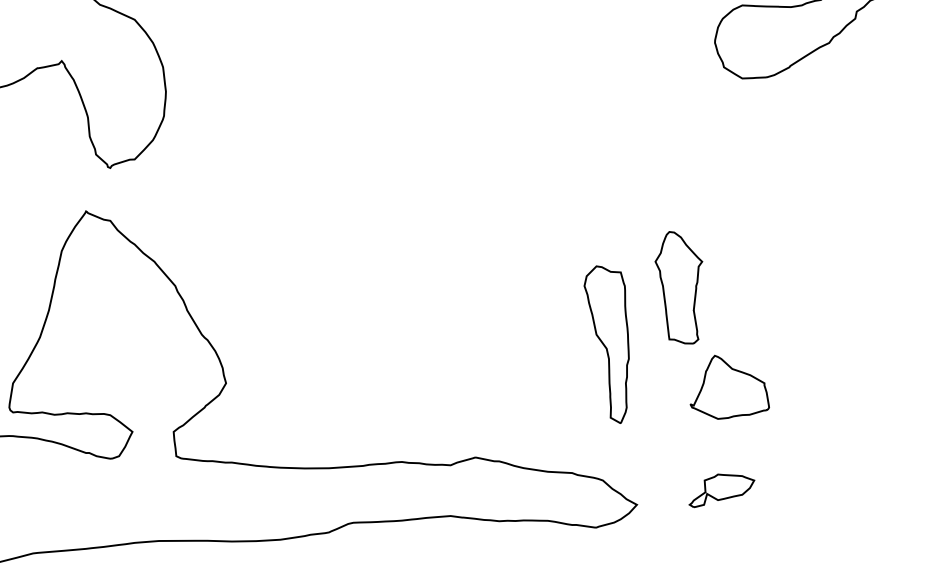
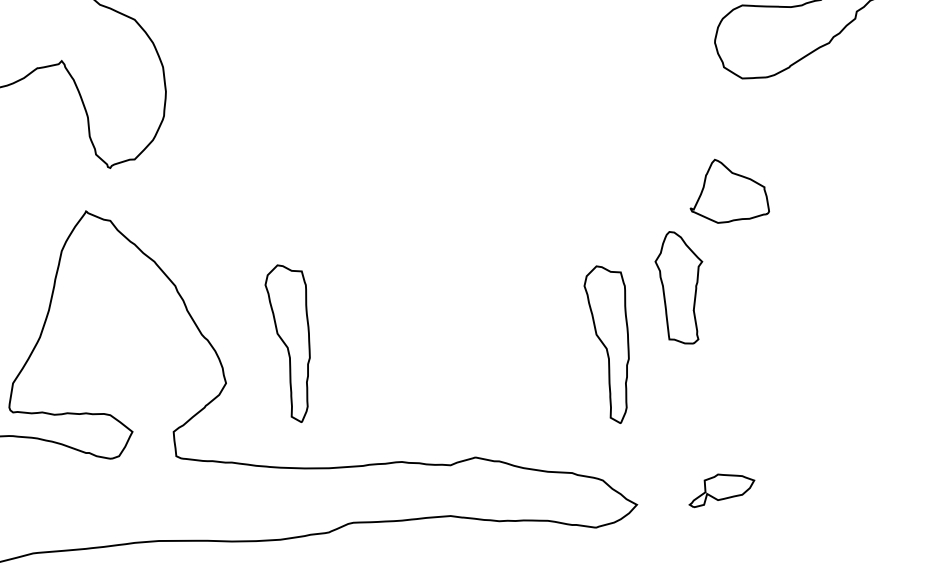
part: none -> present (287, 343)
part position: (729, 386) -> (729, 190) (729, 190)
